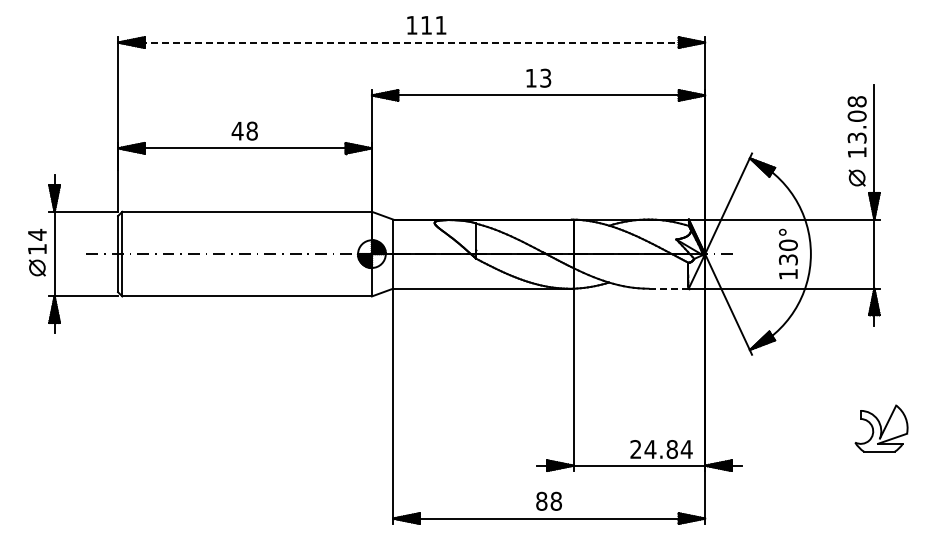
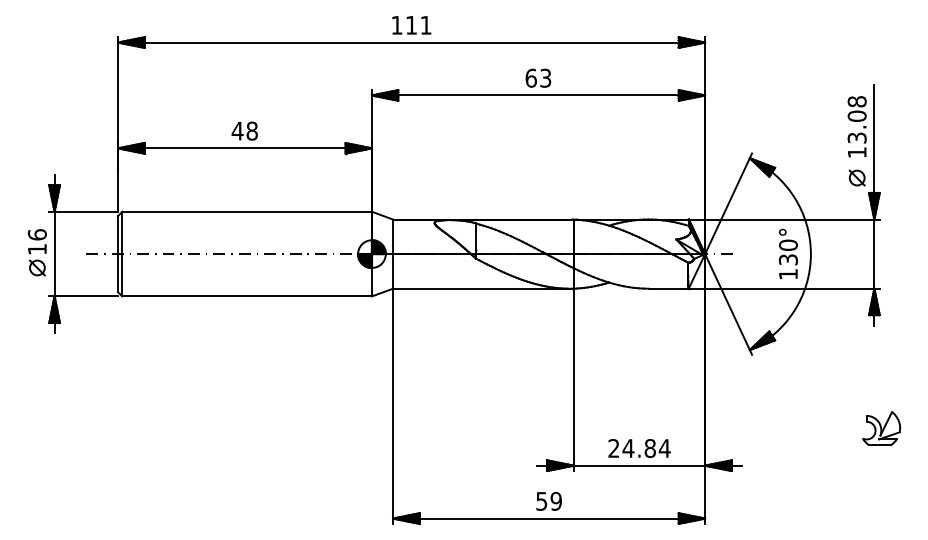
text position: (426, 25) -> (411, 25) (411, 25)
line: dashed -> solid (411, 42)
text: 13 -> 63 (531, 77)
text: 14 -> 16 (36, 234)
line: dashed -> solid (669, 288)
part size: 55x49 px -> 39x35 px (881, 428)
text position: (661, 449) -> (639, 448) (639, 448)
text: 88 -> 59 (548, 500)
